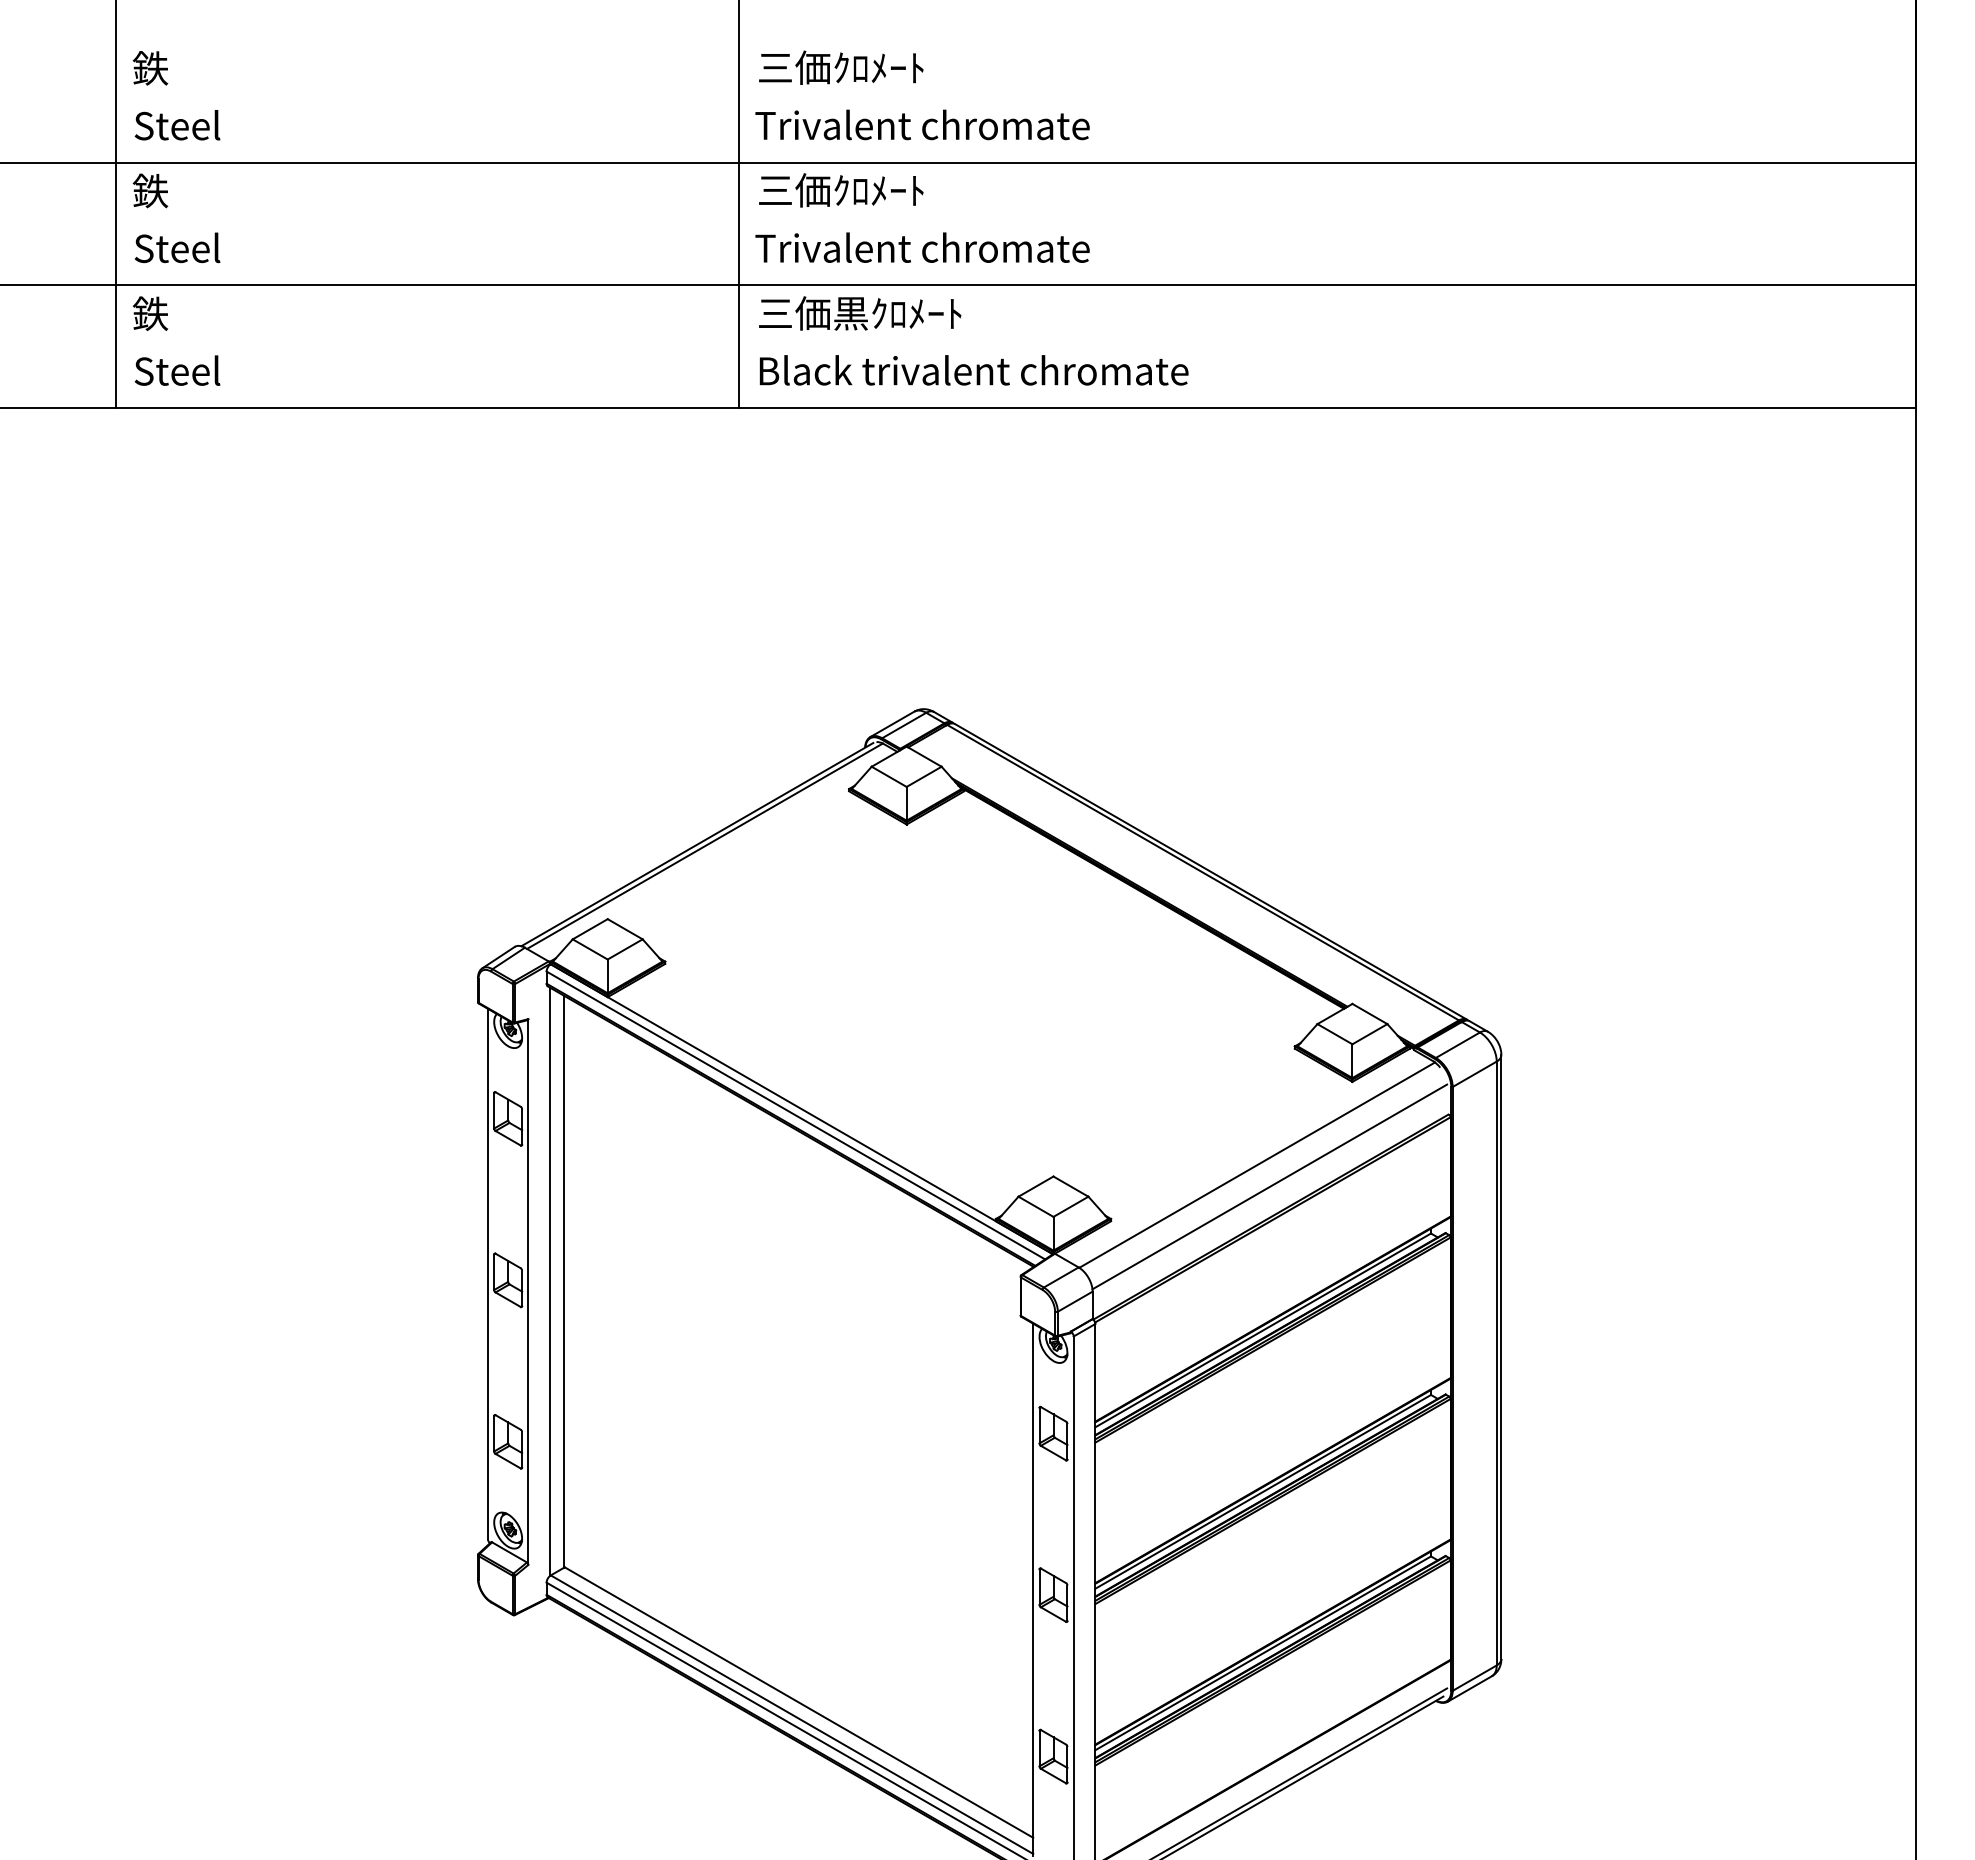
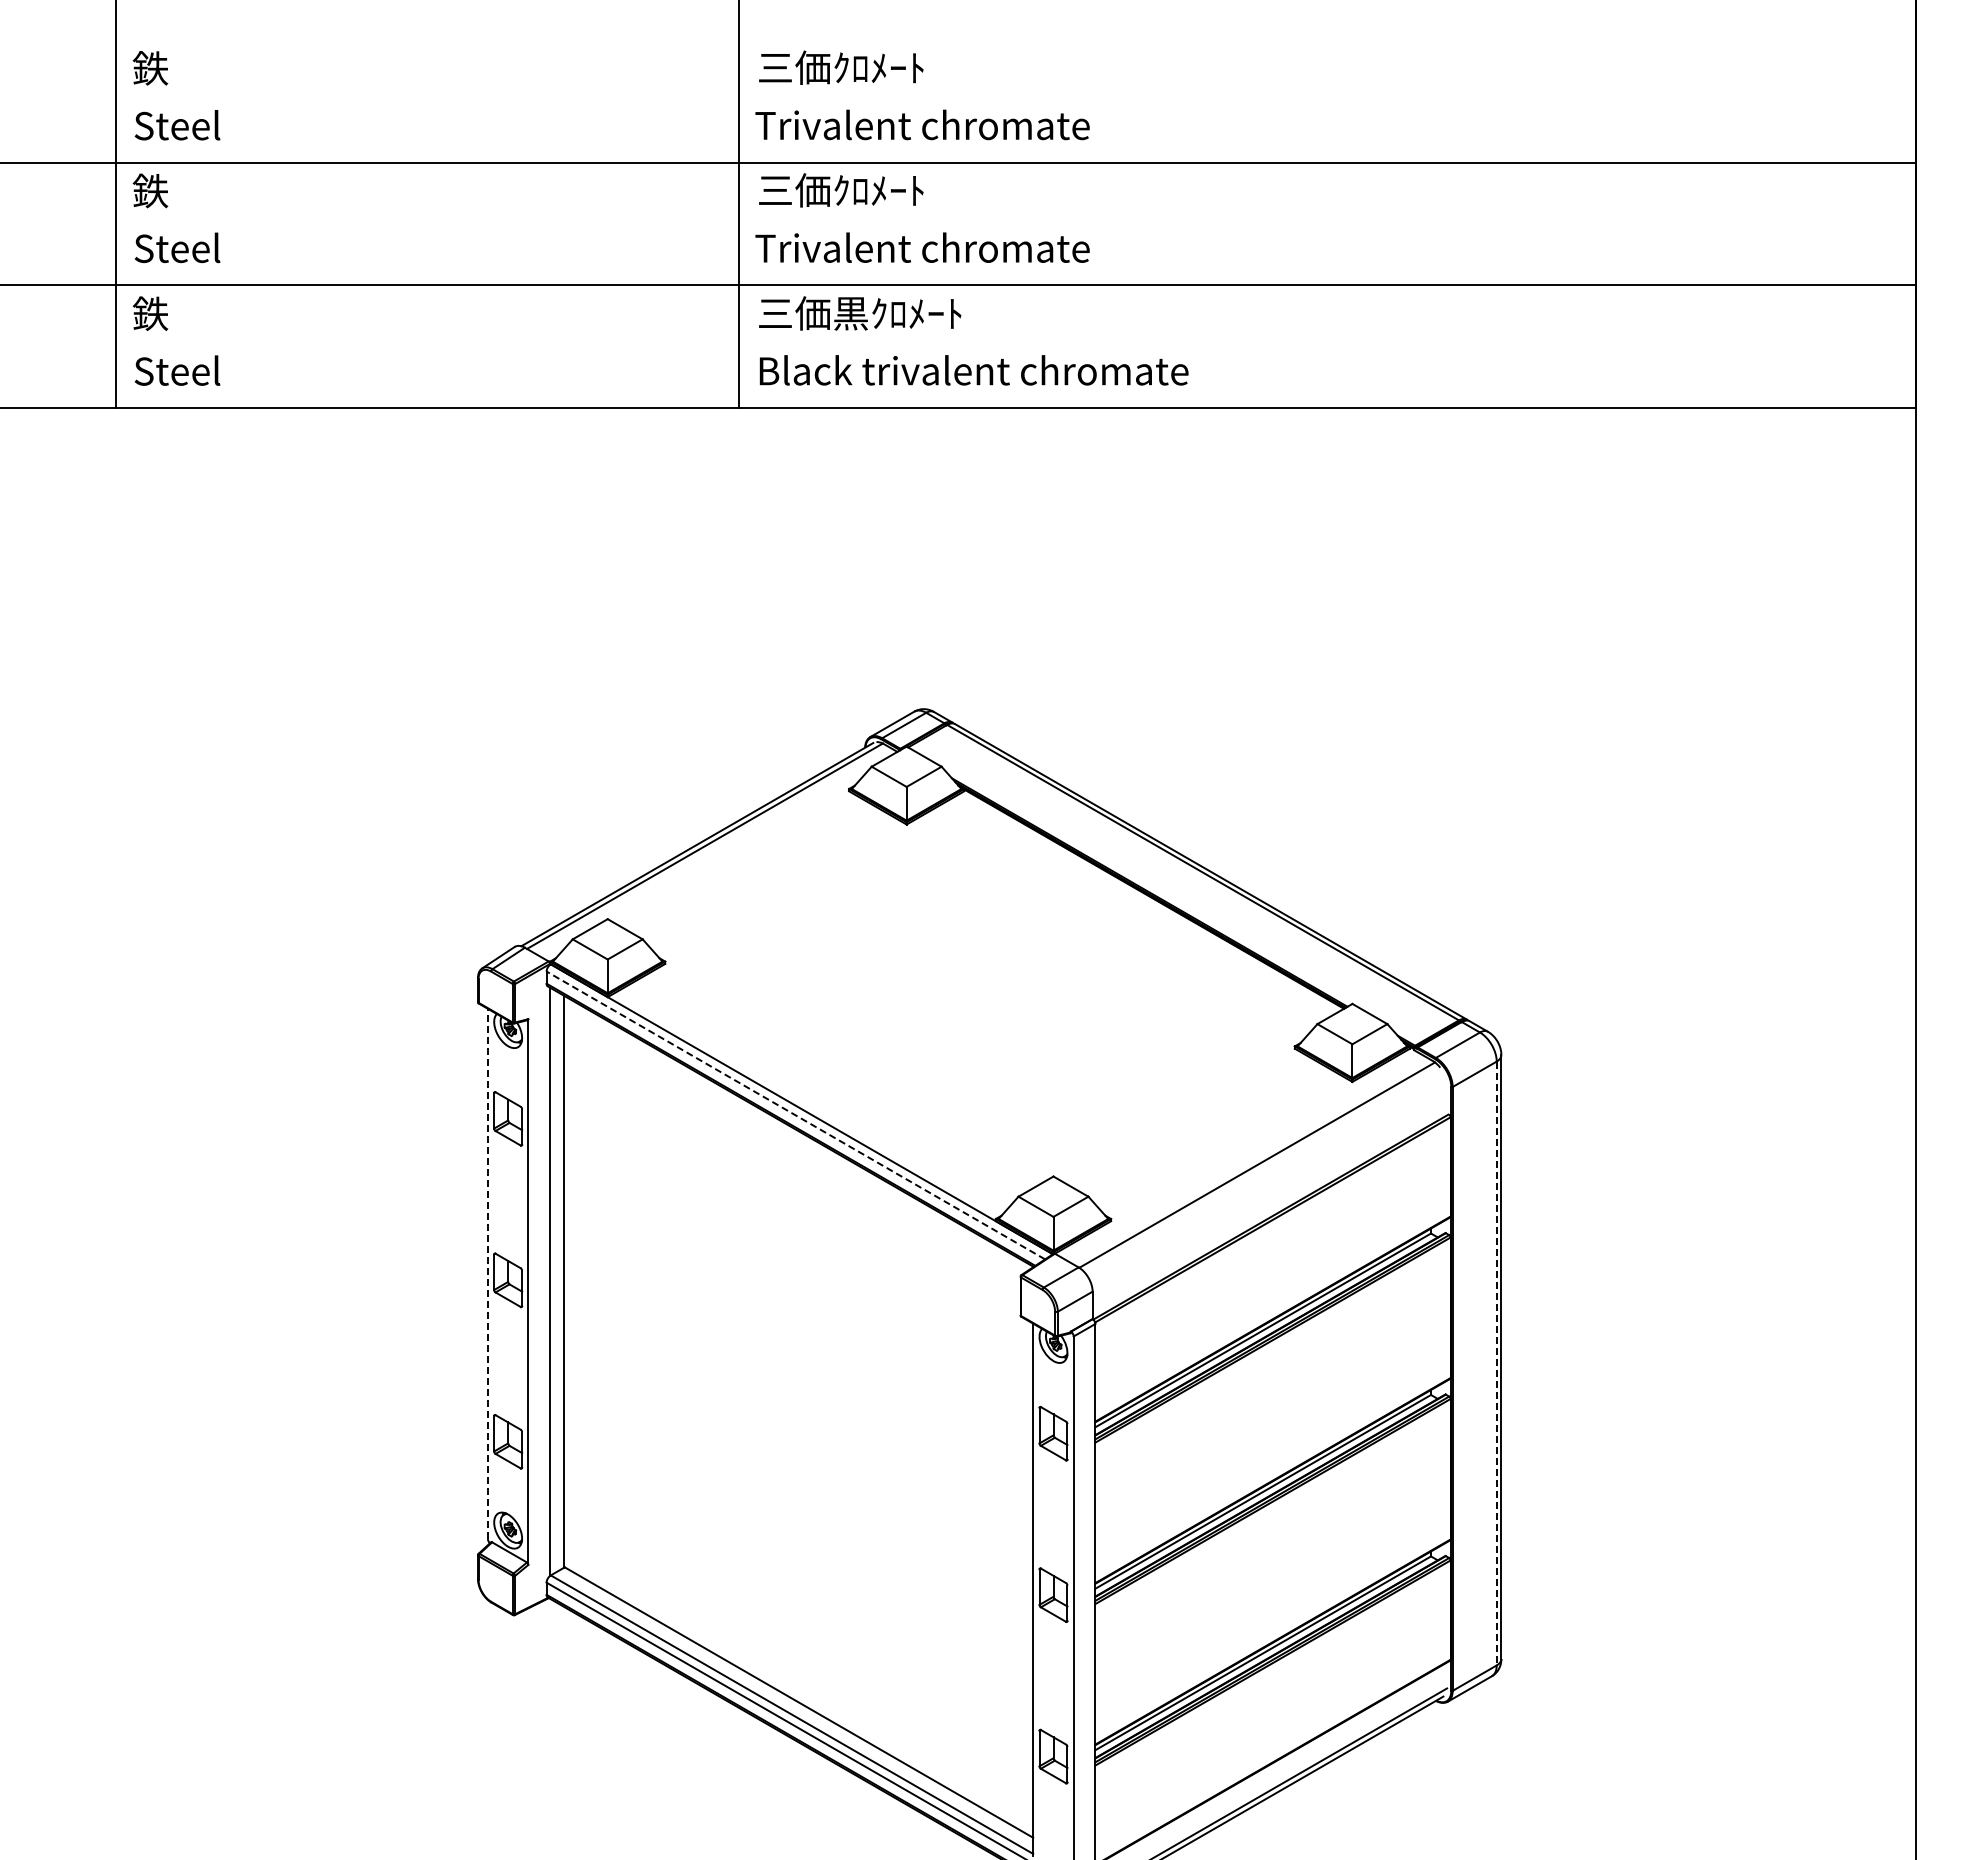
line: solid -> dashed (795, 1115)
line: present -> none (1269, 1186)
line: solid -> dashed (487, 1273)
line: solid -> dashed (1496, 1363)
